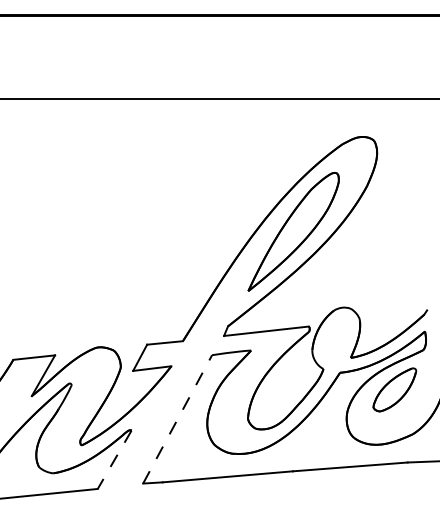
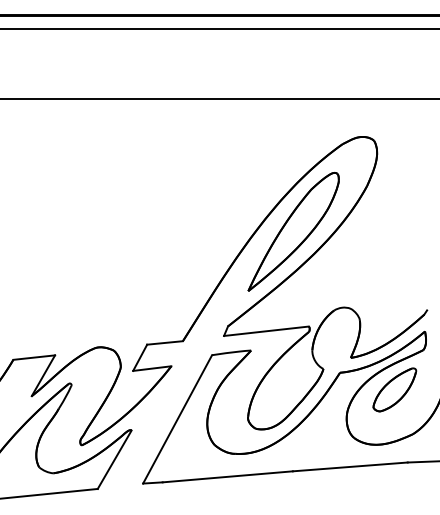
line: none -> present (219, 29)
line: dashed -> solid (177, 419)
line: dashed -> solid (114, 459)
